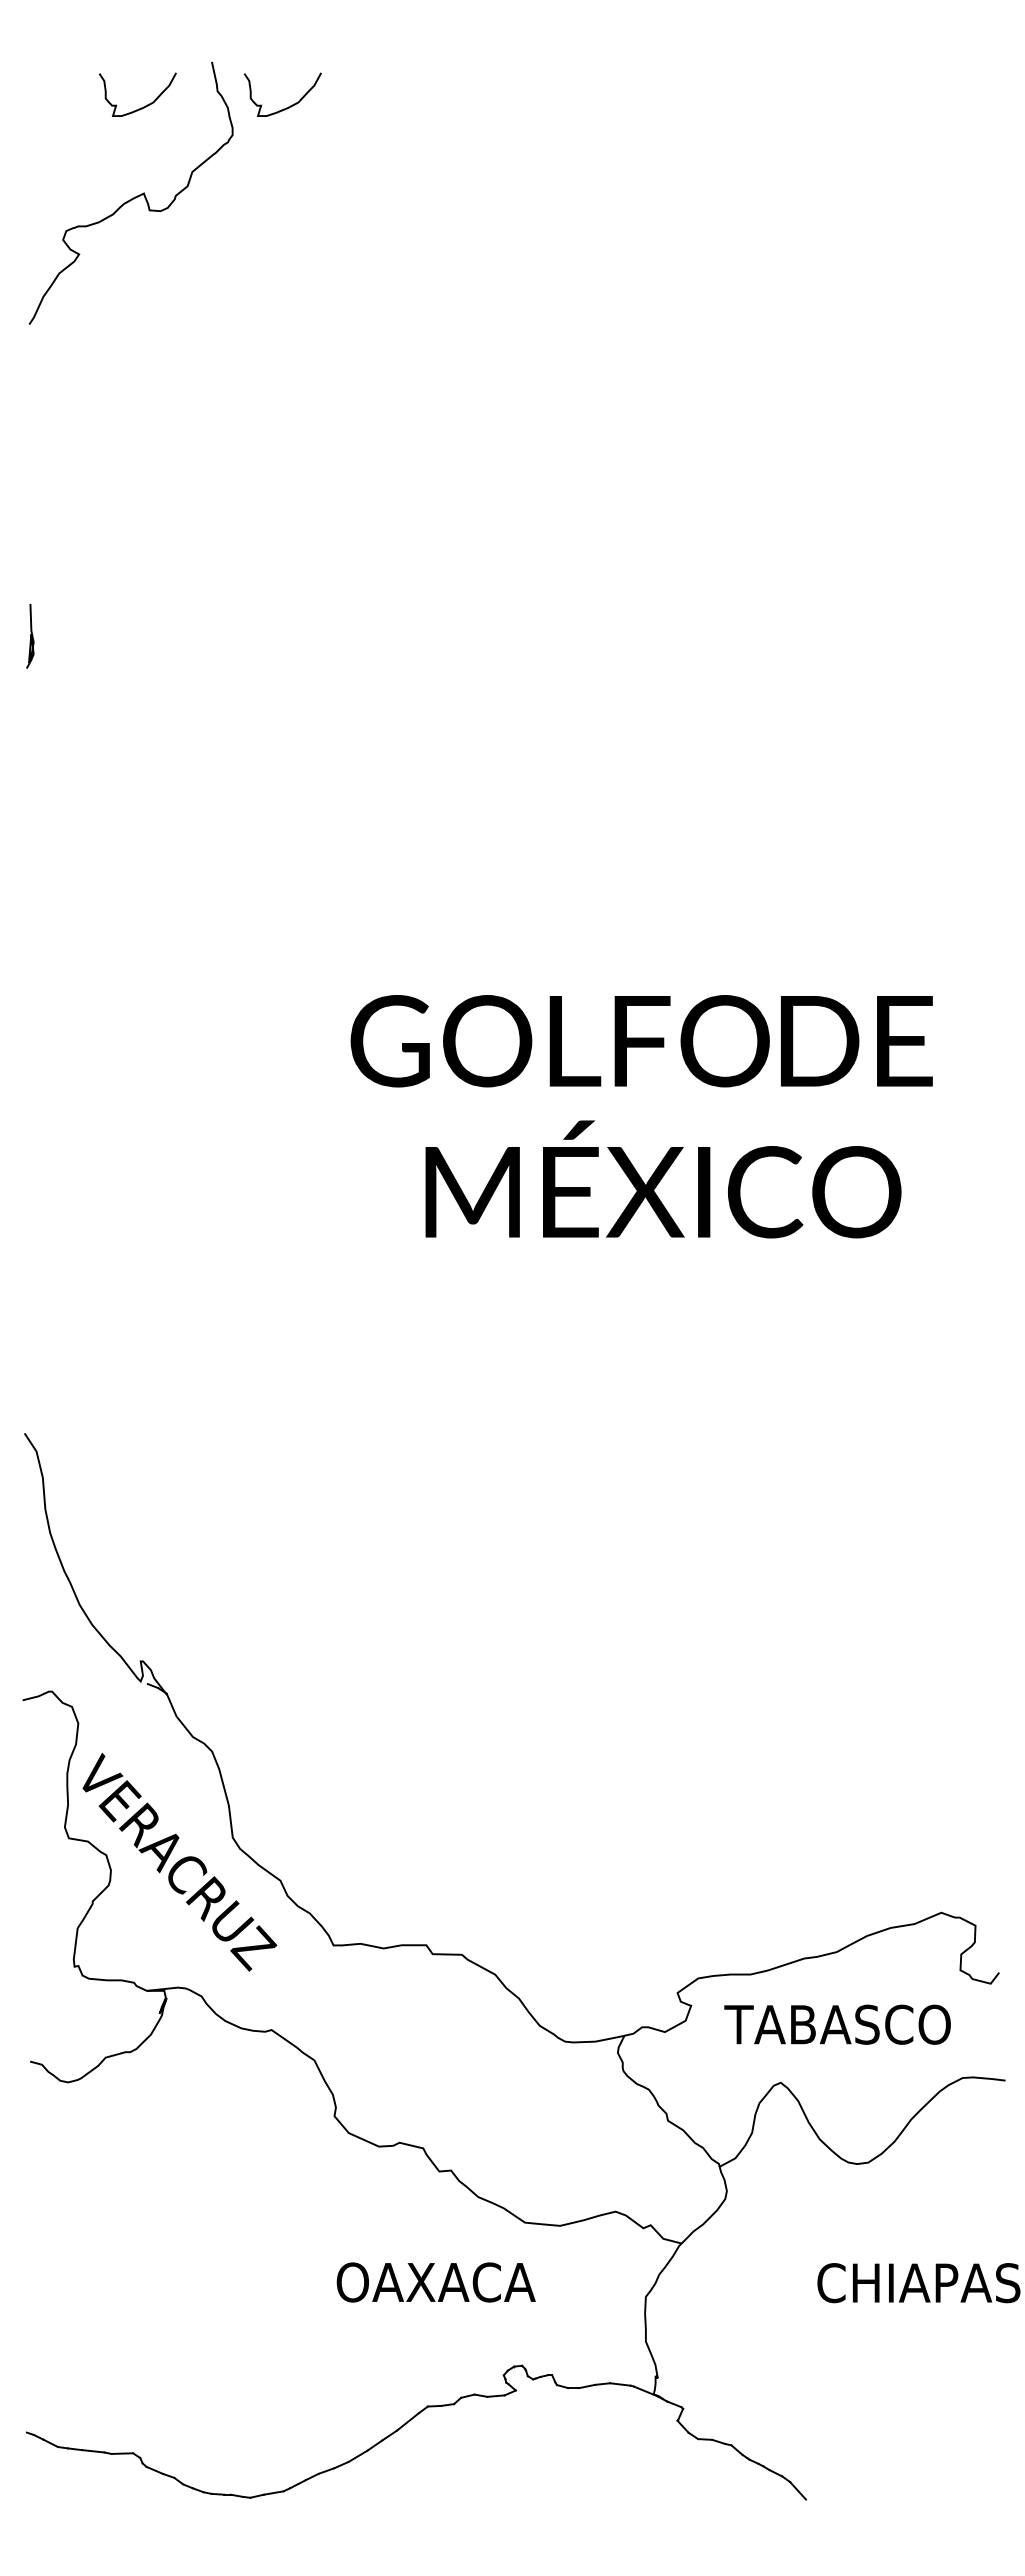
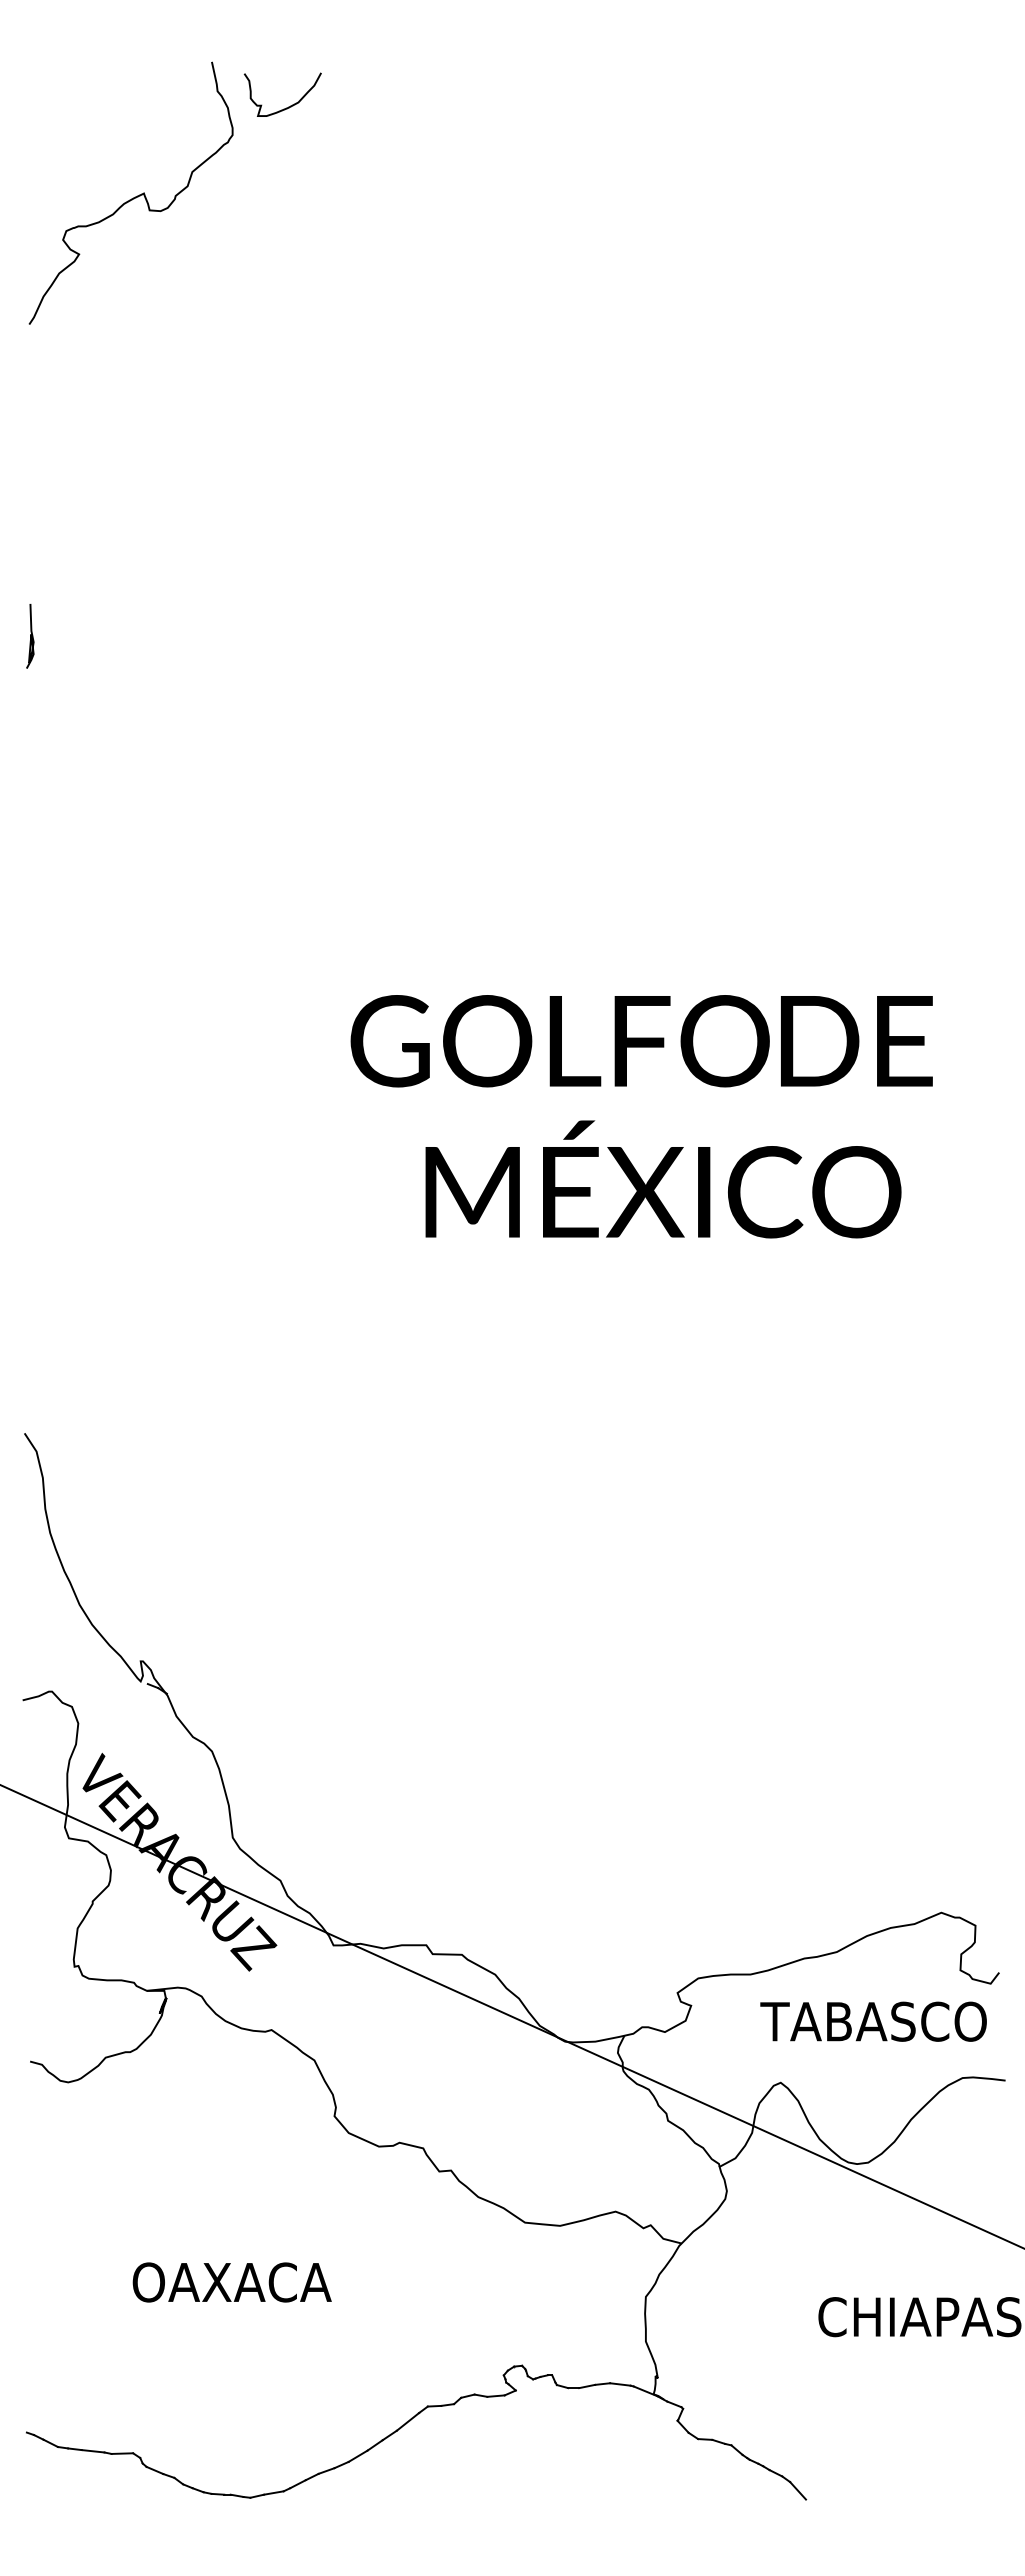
curve: present -> none (143, 106)
line: none -> present (511, 2016)
text position: (837, 2024) -> (873, 2021) (873, 2021)
text position: (435, 2282) -> (231, 2282) (231, 2282)
text position: (918, 2283) -> (919, 2317) (919, 2317)
